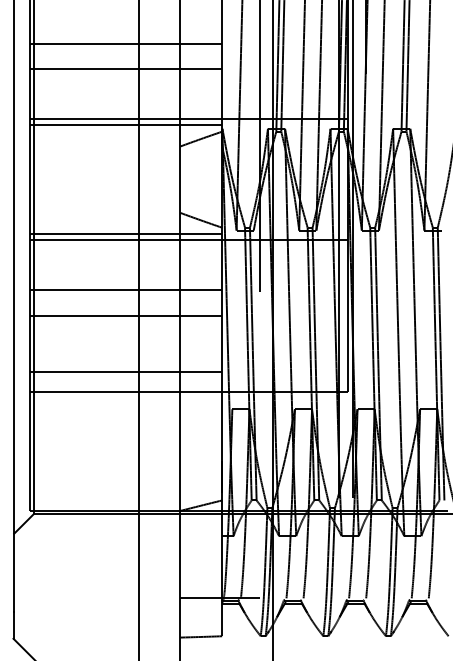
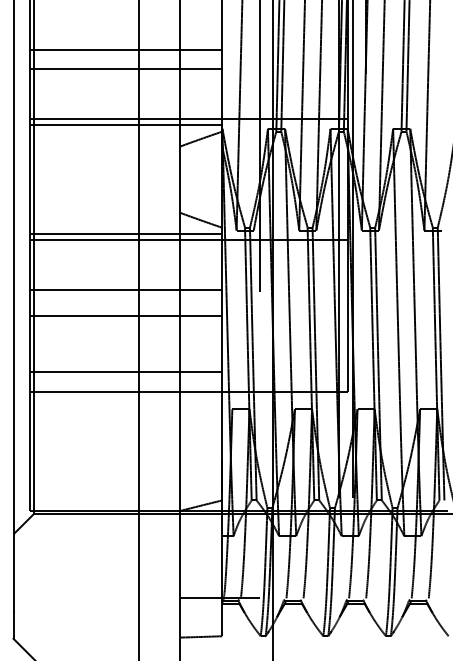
line position: (126, 43) -> (126, 49) (126, 49)
